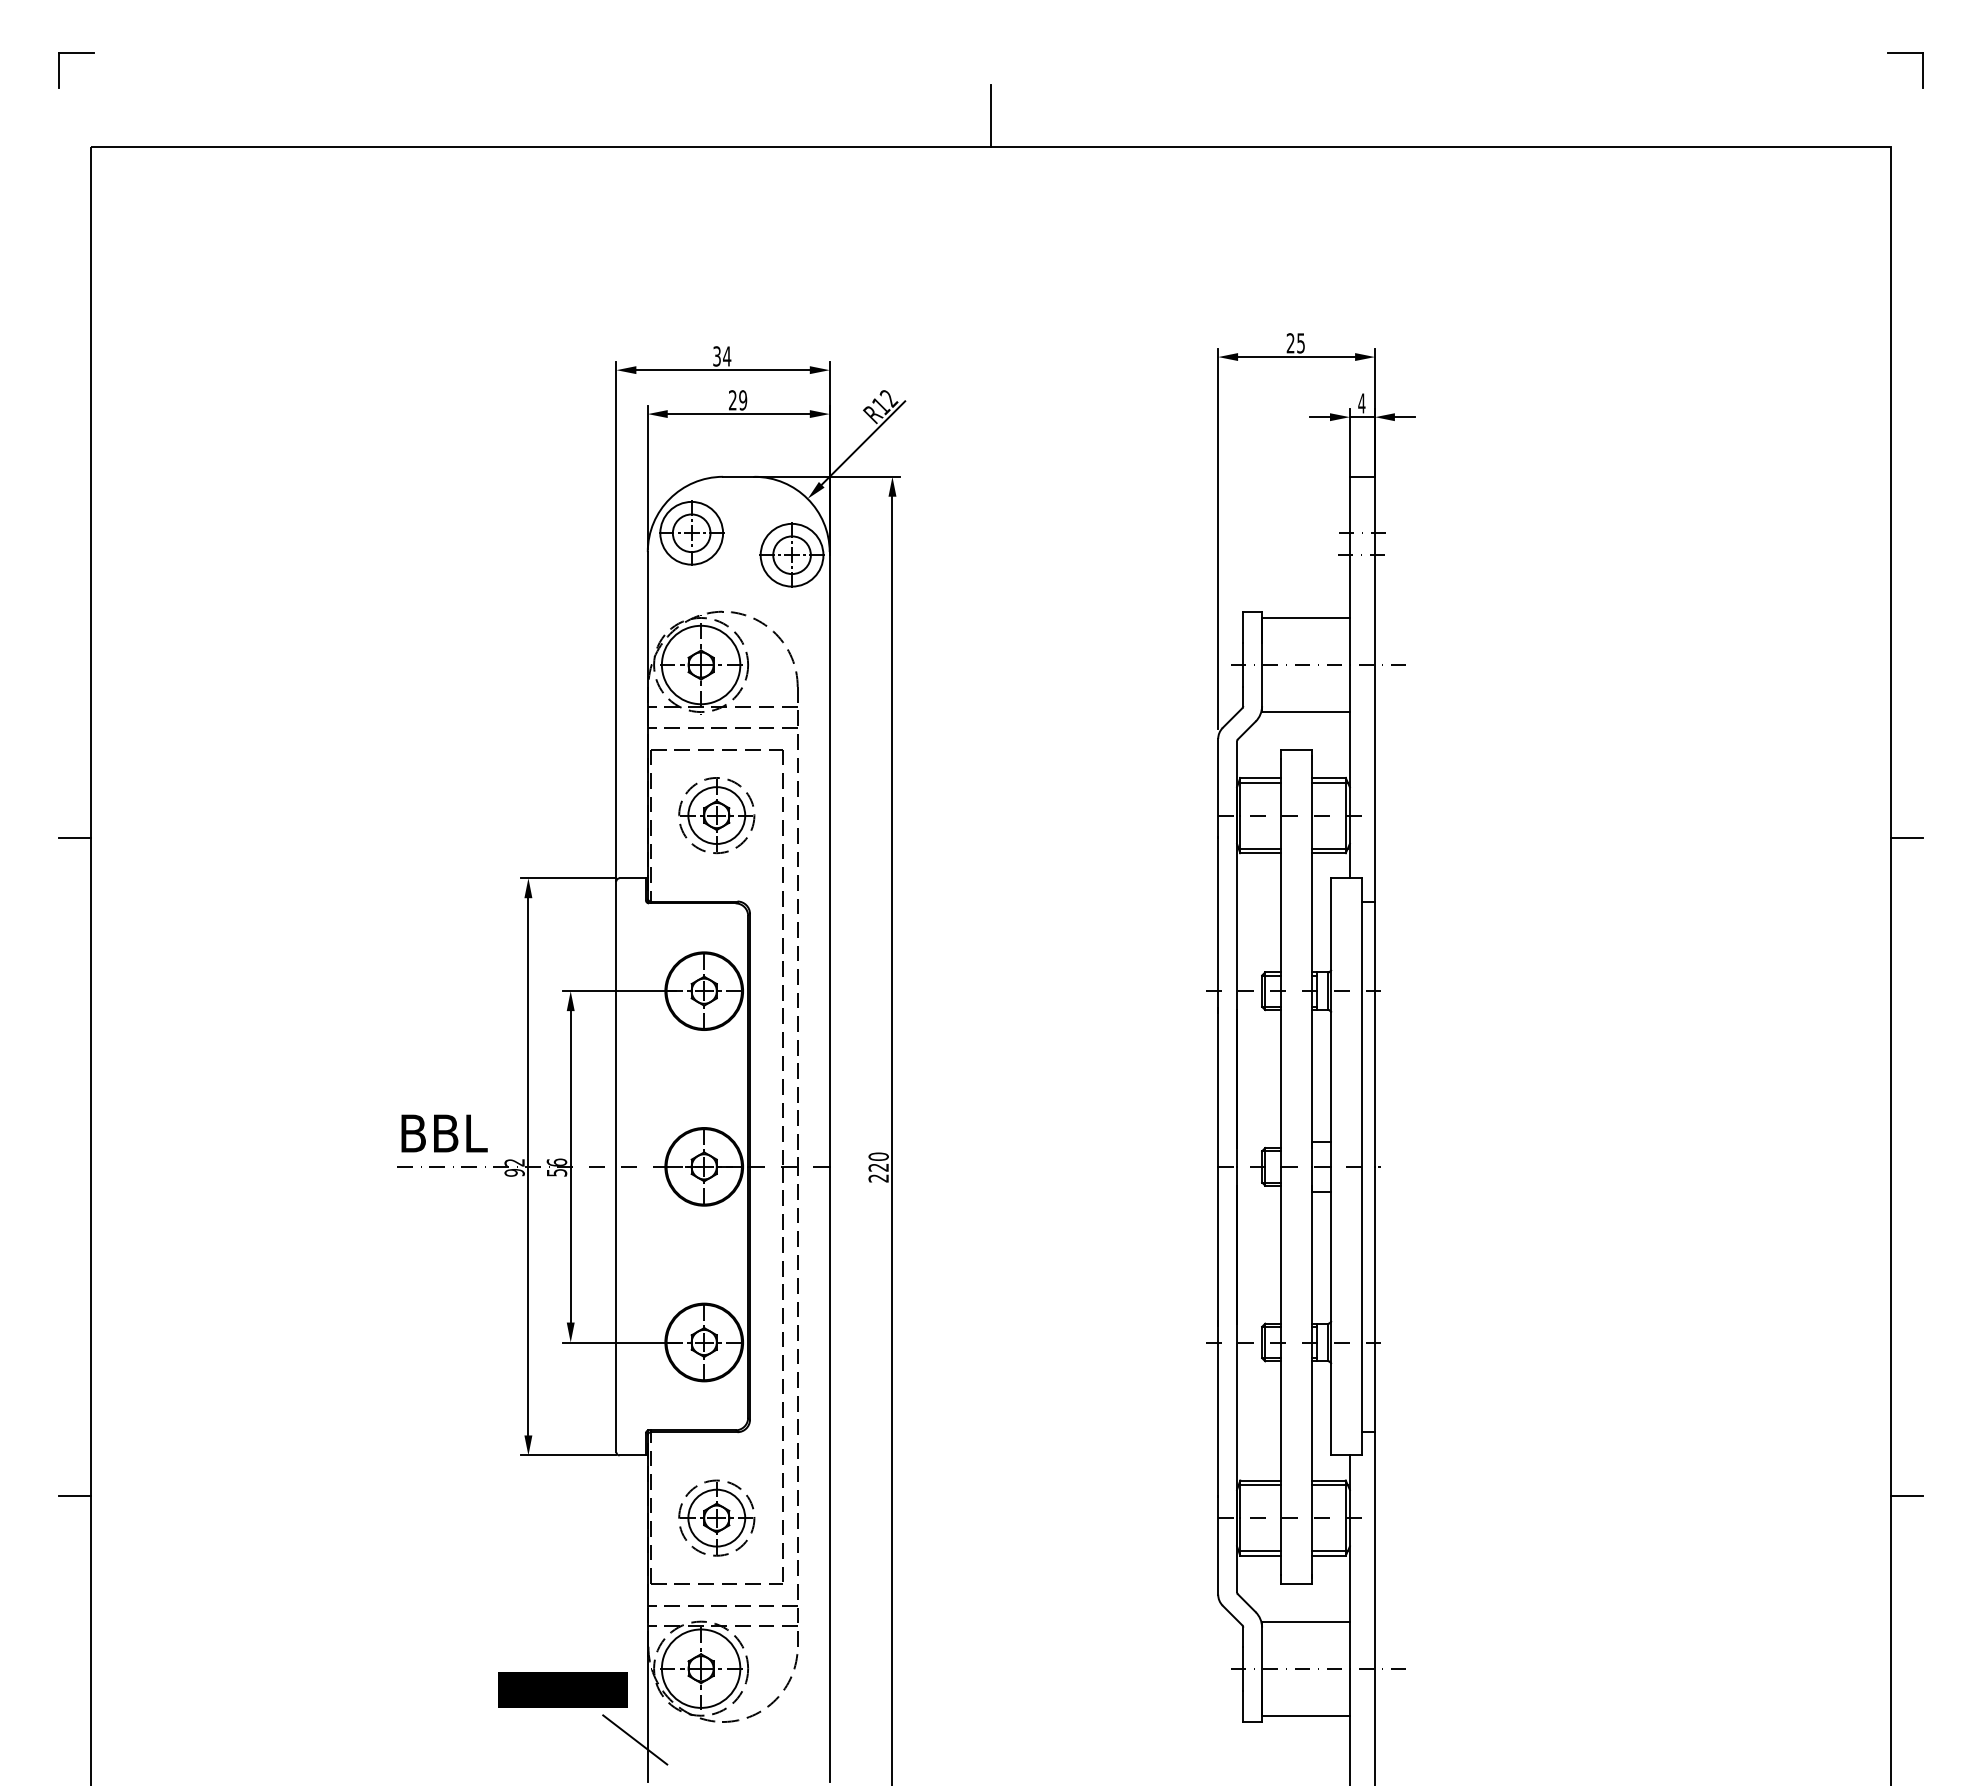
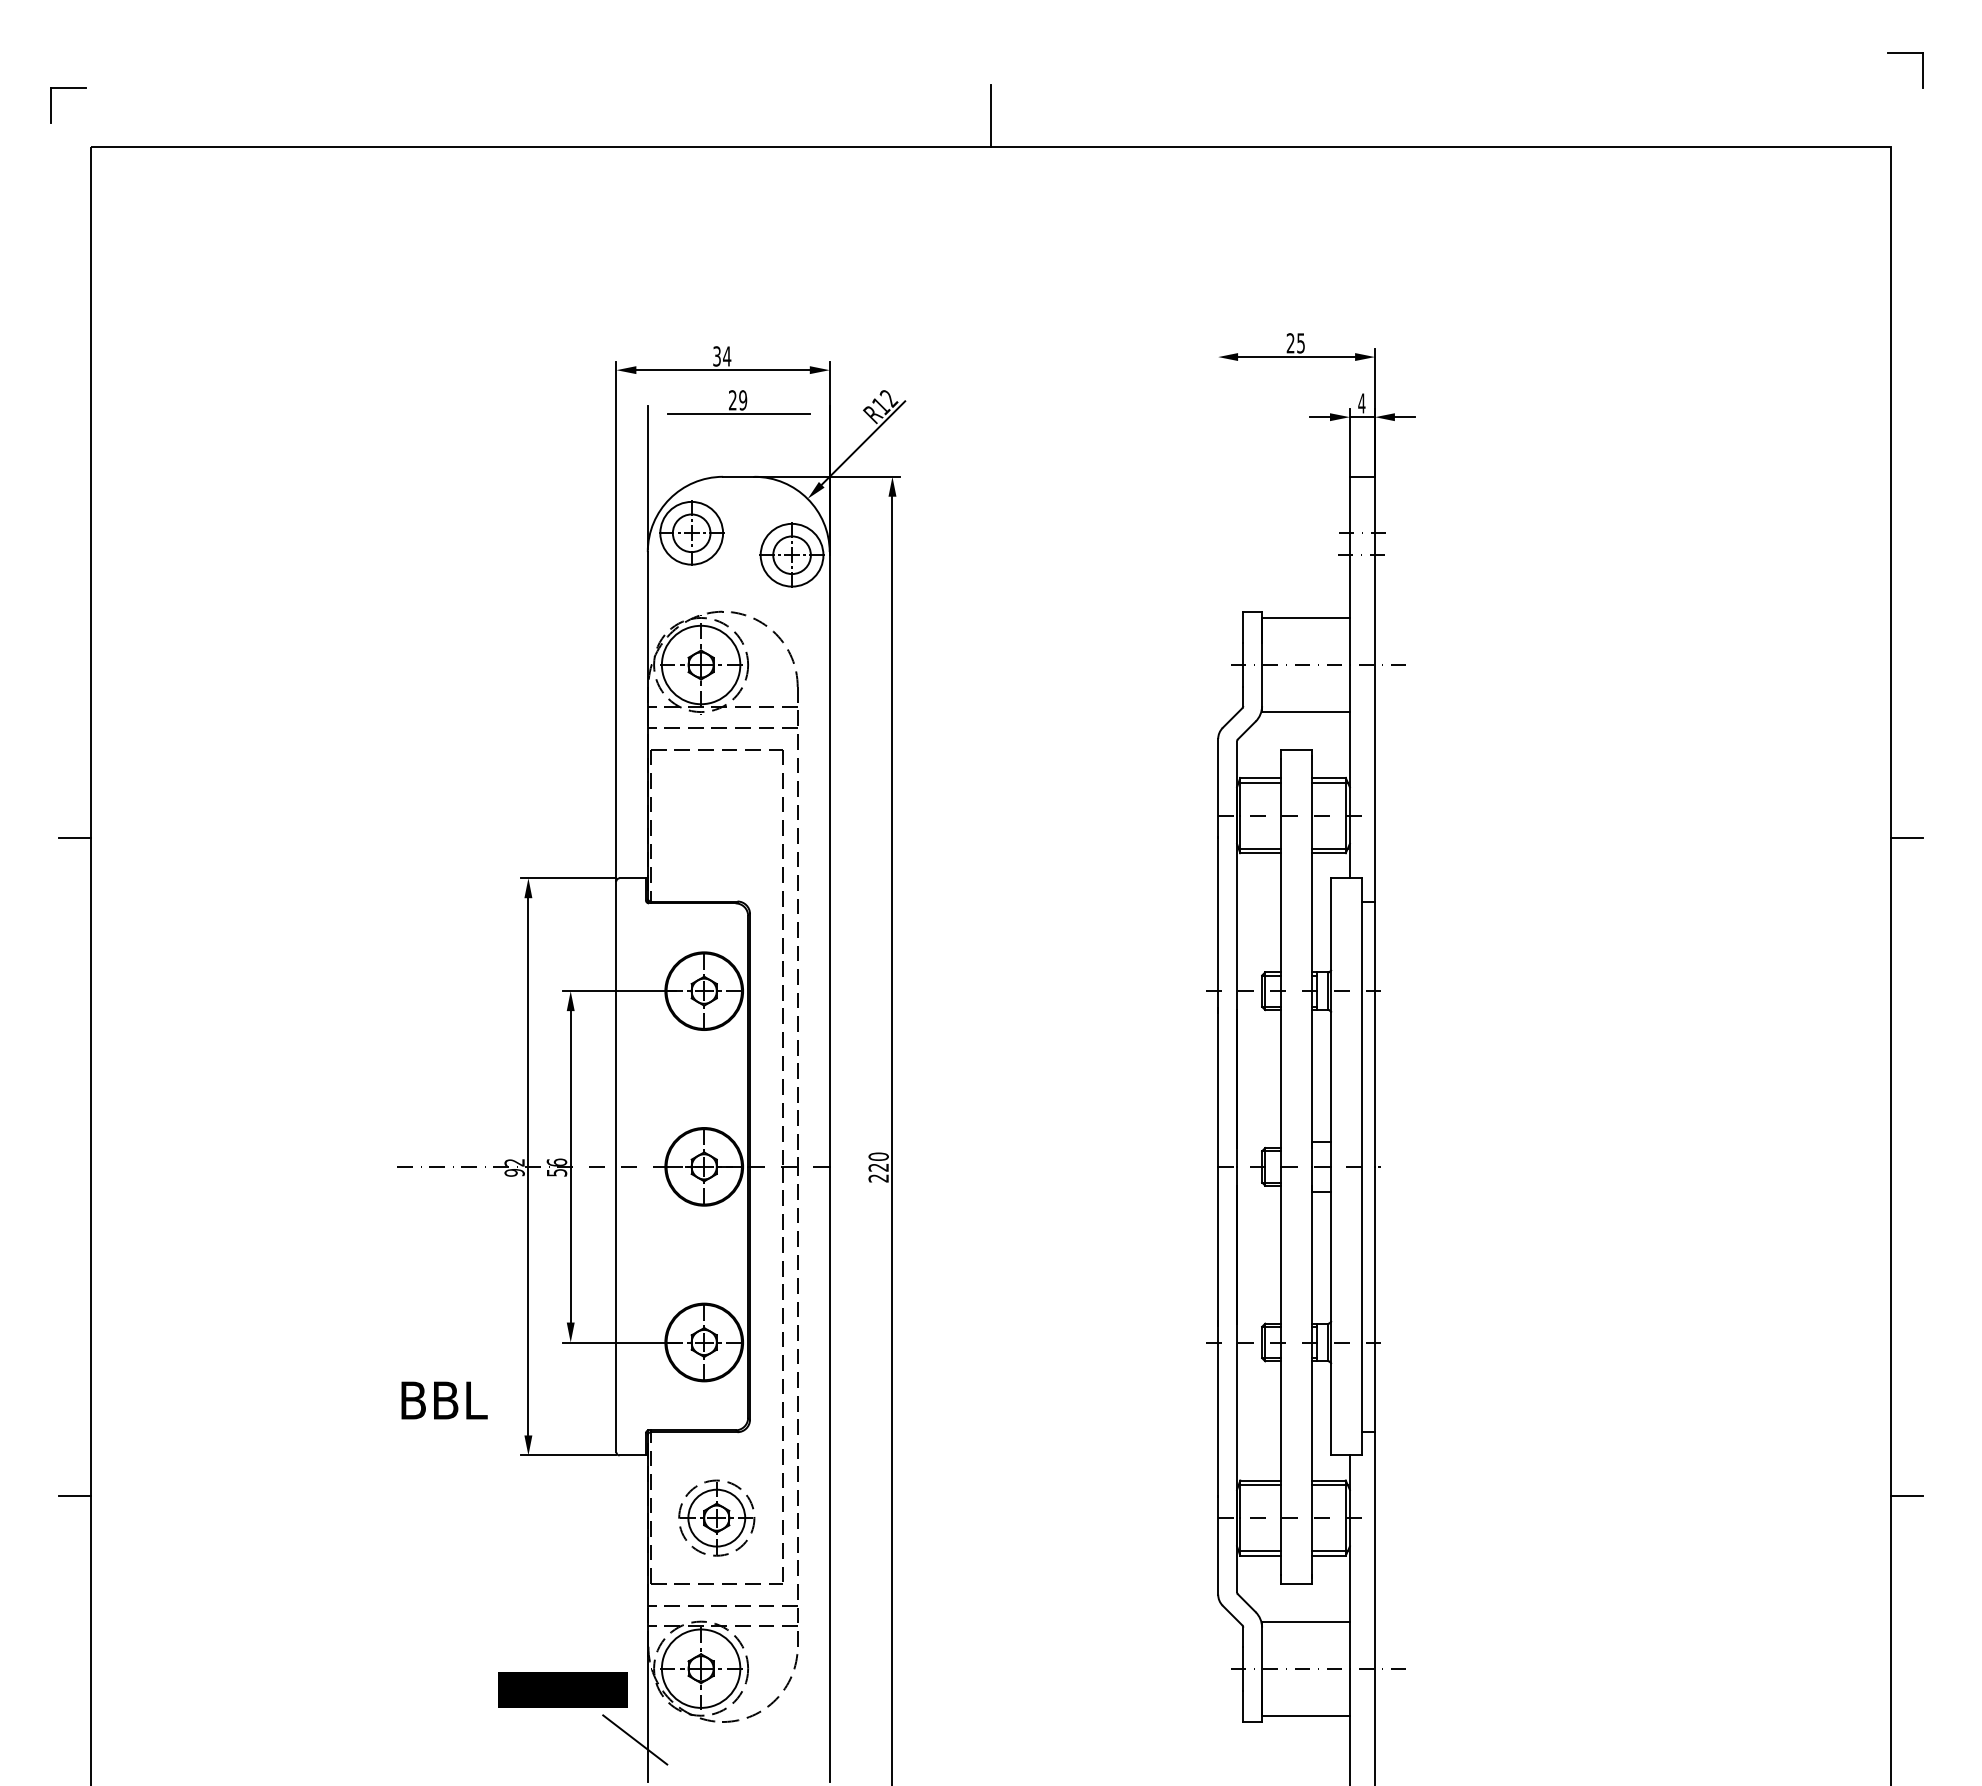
part position: (76, 53) -> (68, 88) (68, 88)
fill: present -> none (657, 414)
fill: present -> none (819, 414)
line: present -> none (1218, 539)
part: present -> none (716, 815)
text position: (444, 1133) -> (444, 1400) (444, 1400)
